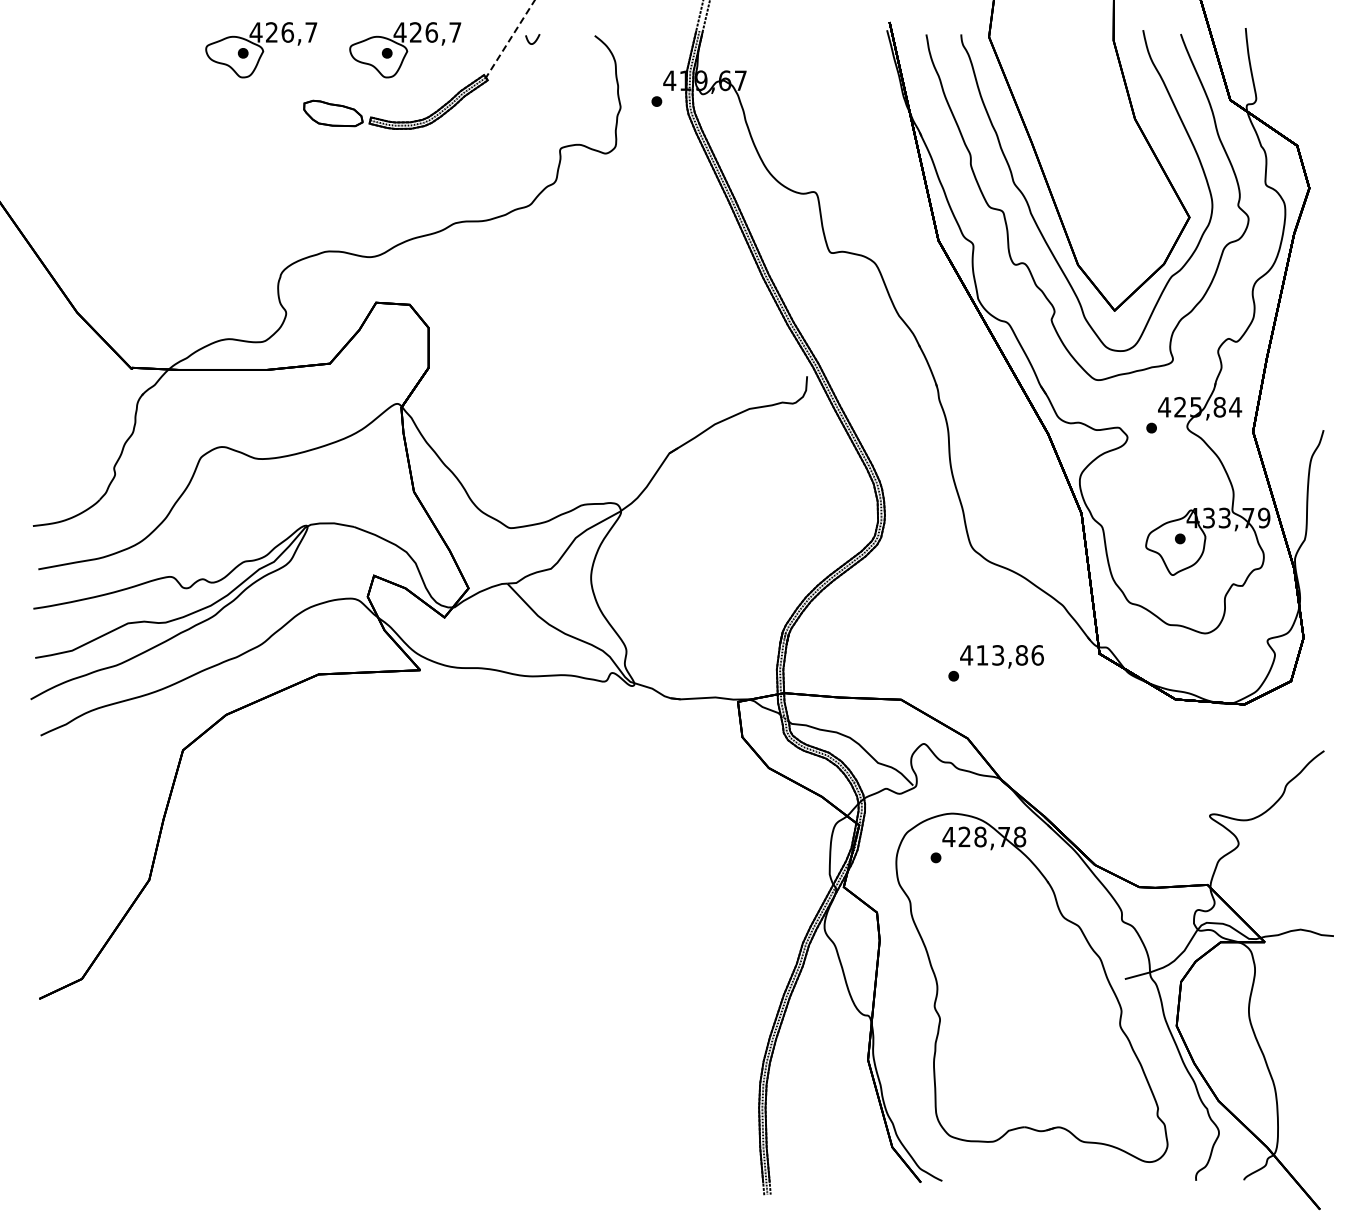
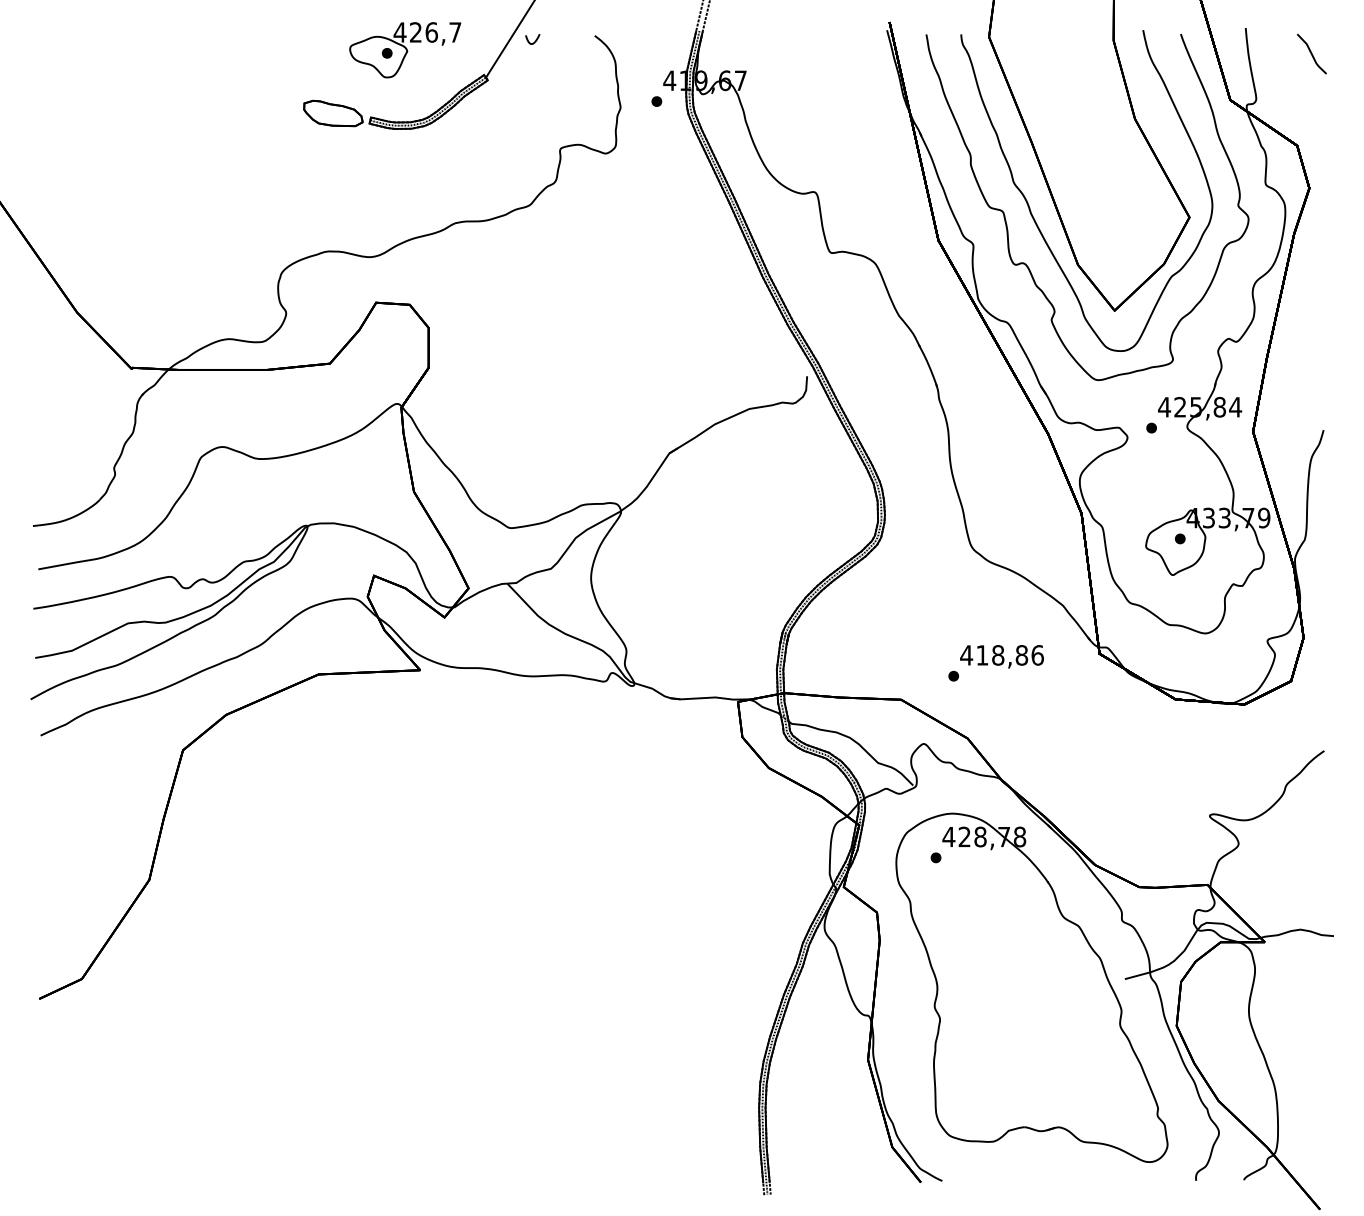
line: dashed -> solid (510, 39)
part: present -> none (261, 50)
curve: none -> present (1311, 53)
text: 413,86 -> 418,86 (998, 655)
